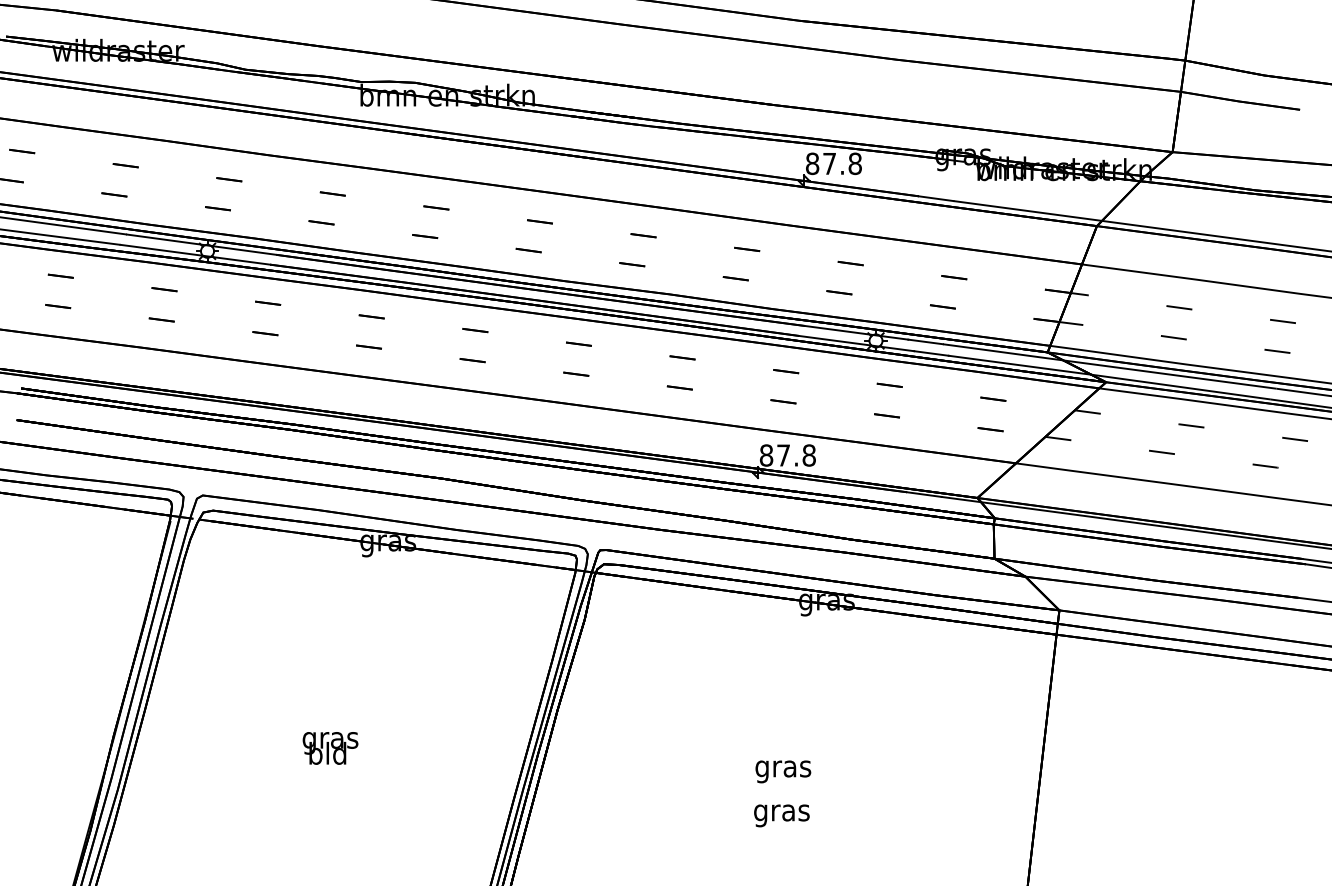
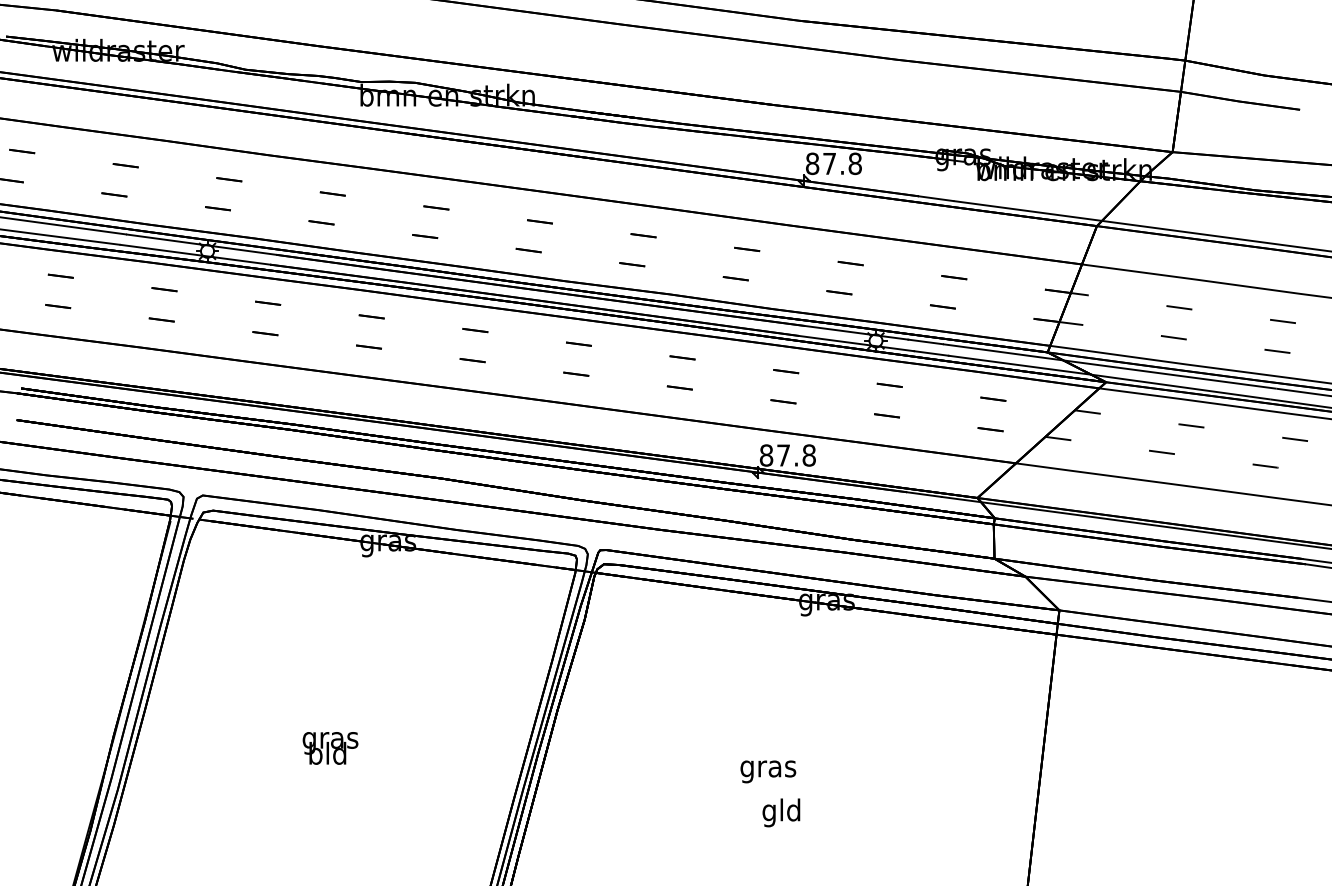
text position: (783, 771) -> (768, 771) (768, 771)
text: gras -> gld (781, 812)
